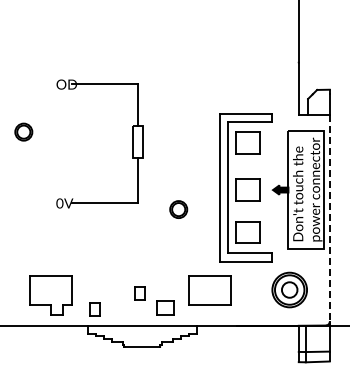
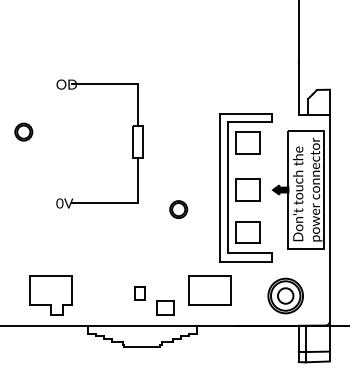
line: dashed -> solid (329, 218)
part position: (289, 289) -> (285, 295) (285, 295)
part: present -> none (94, 309)
